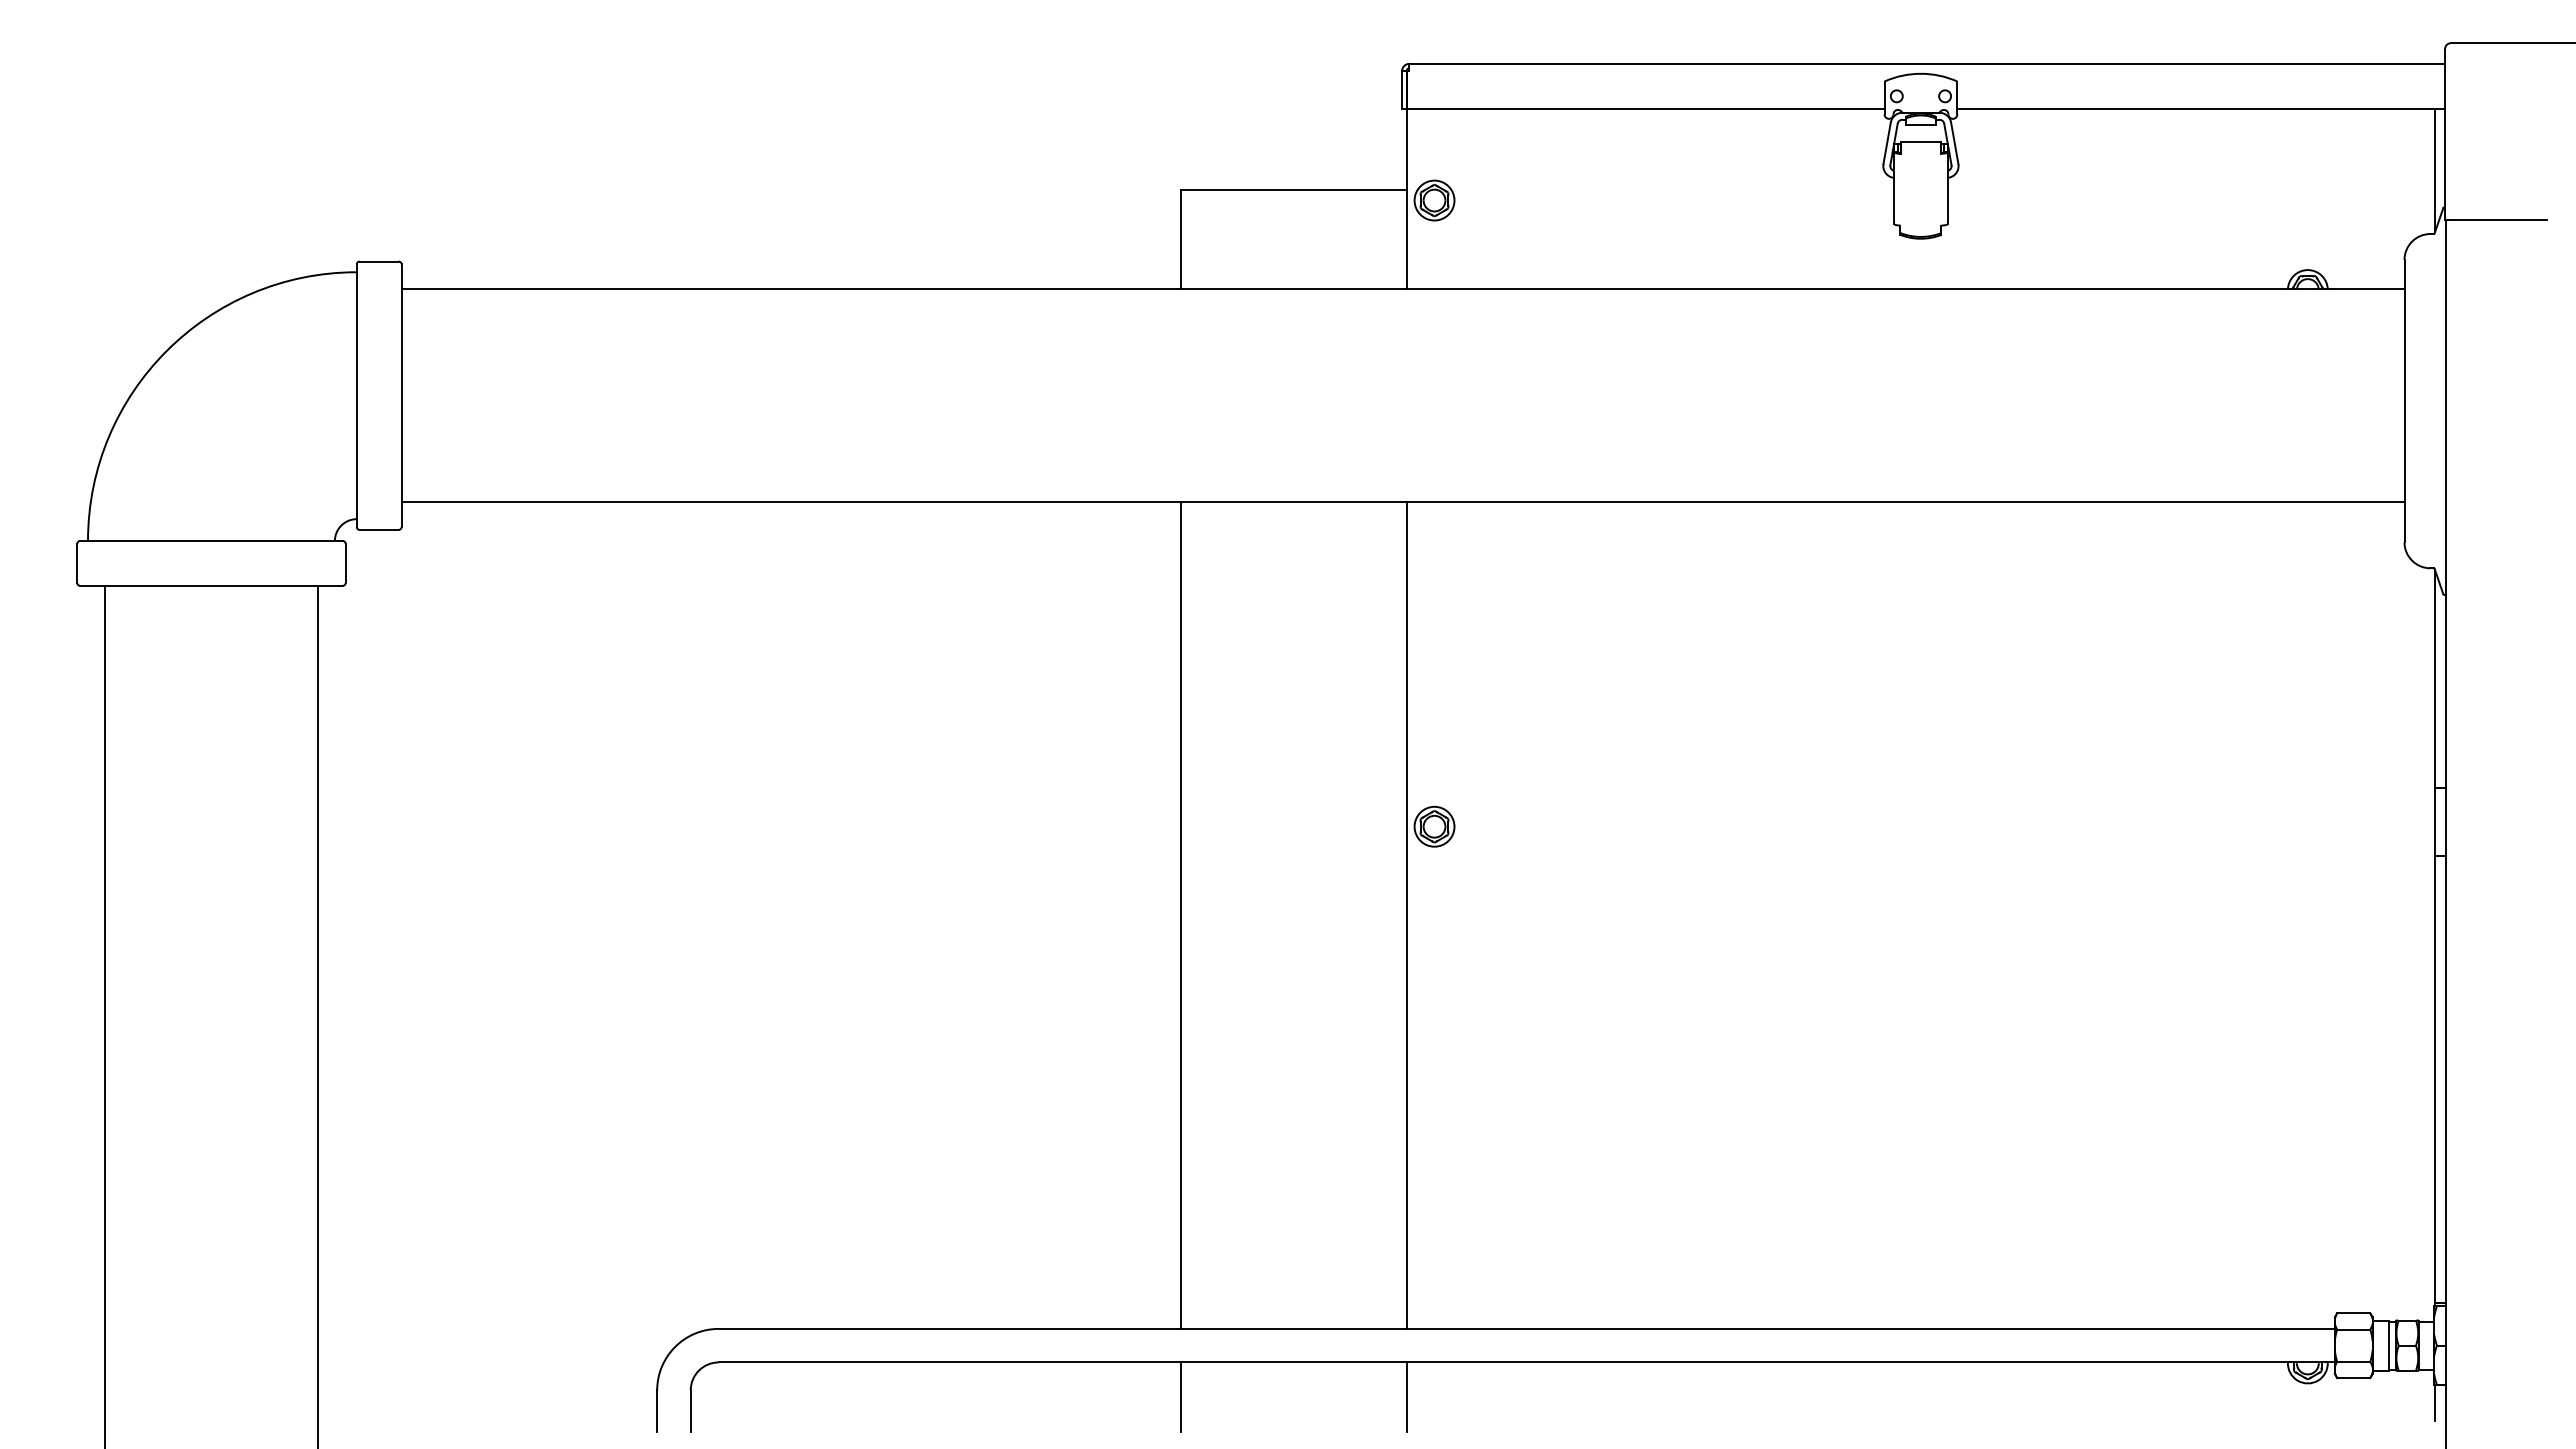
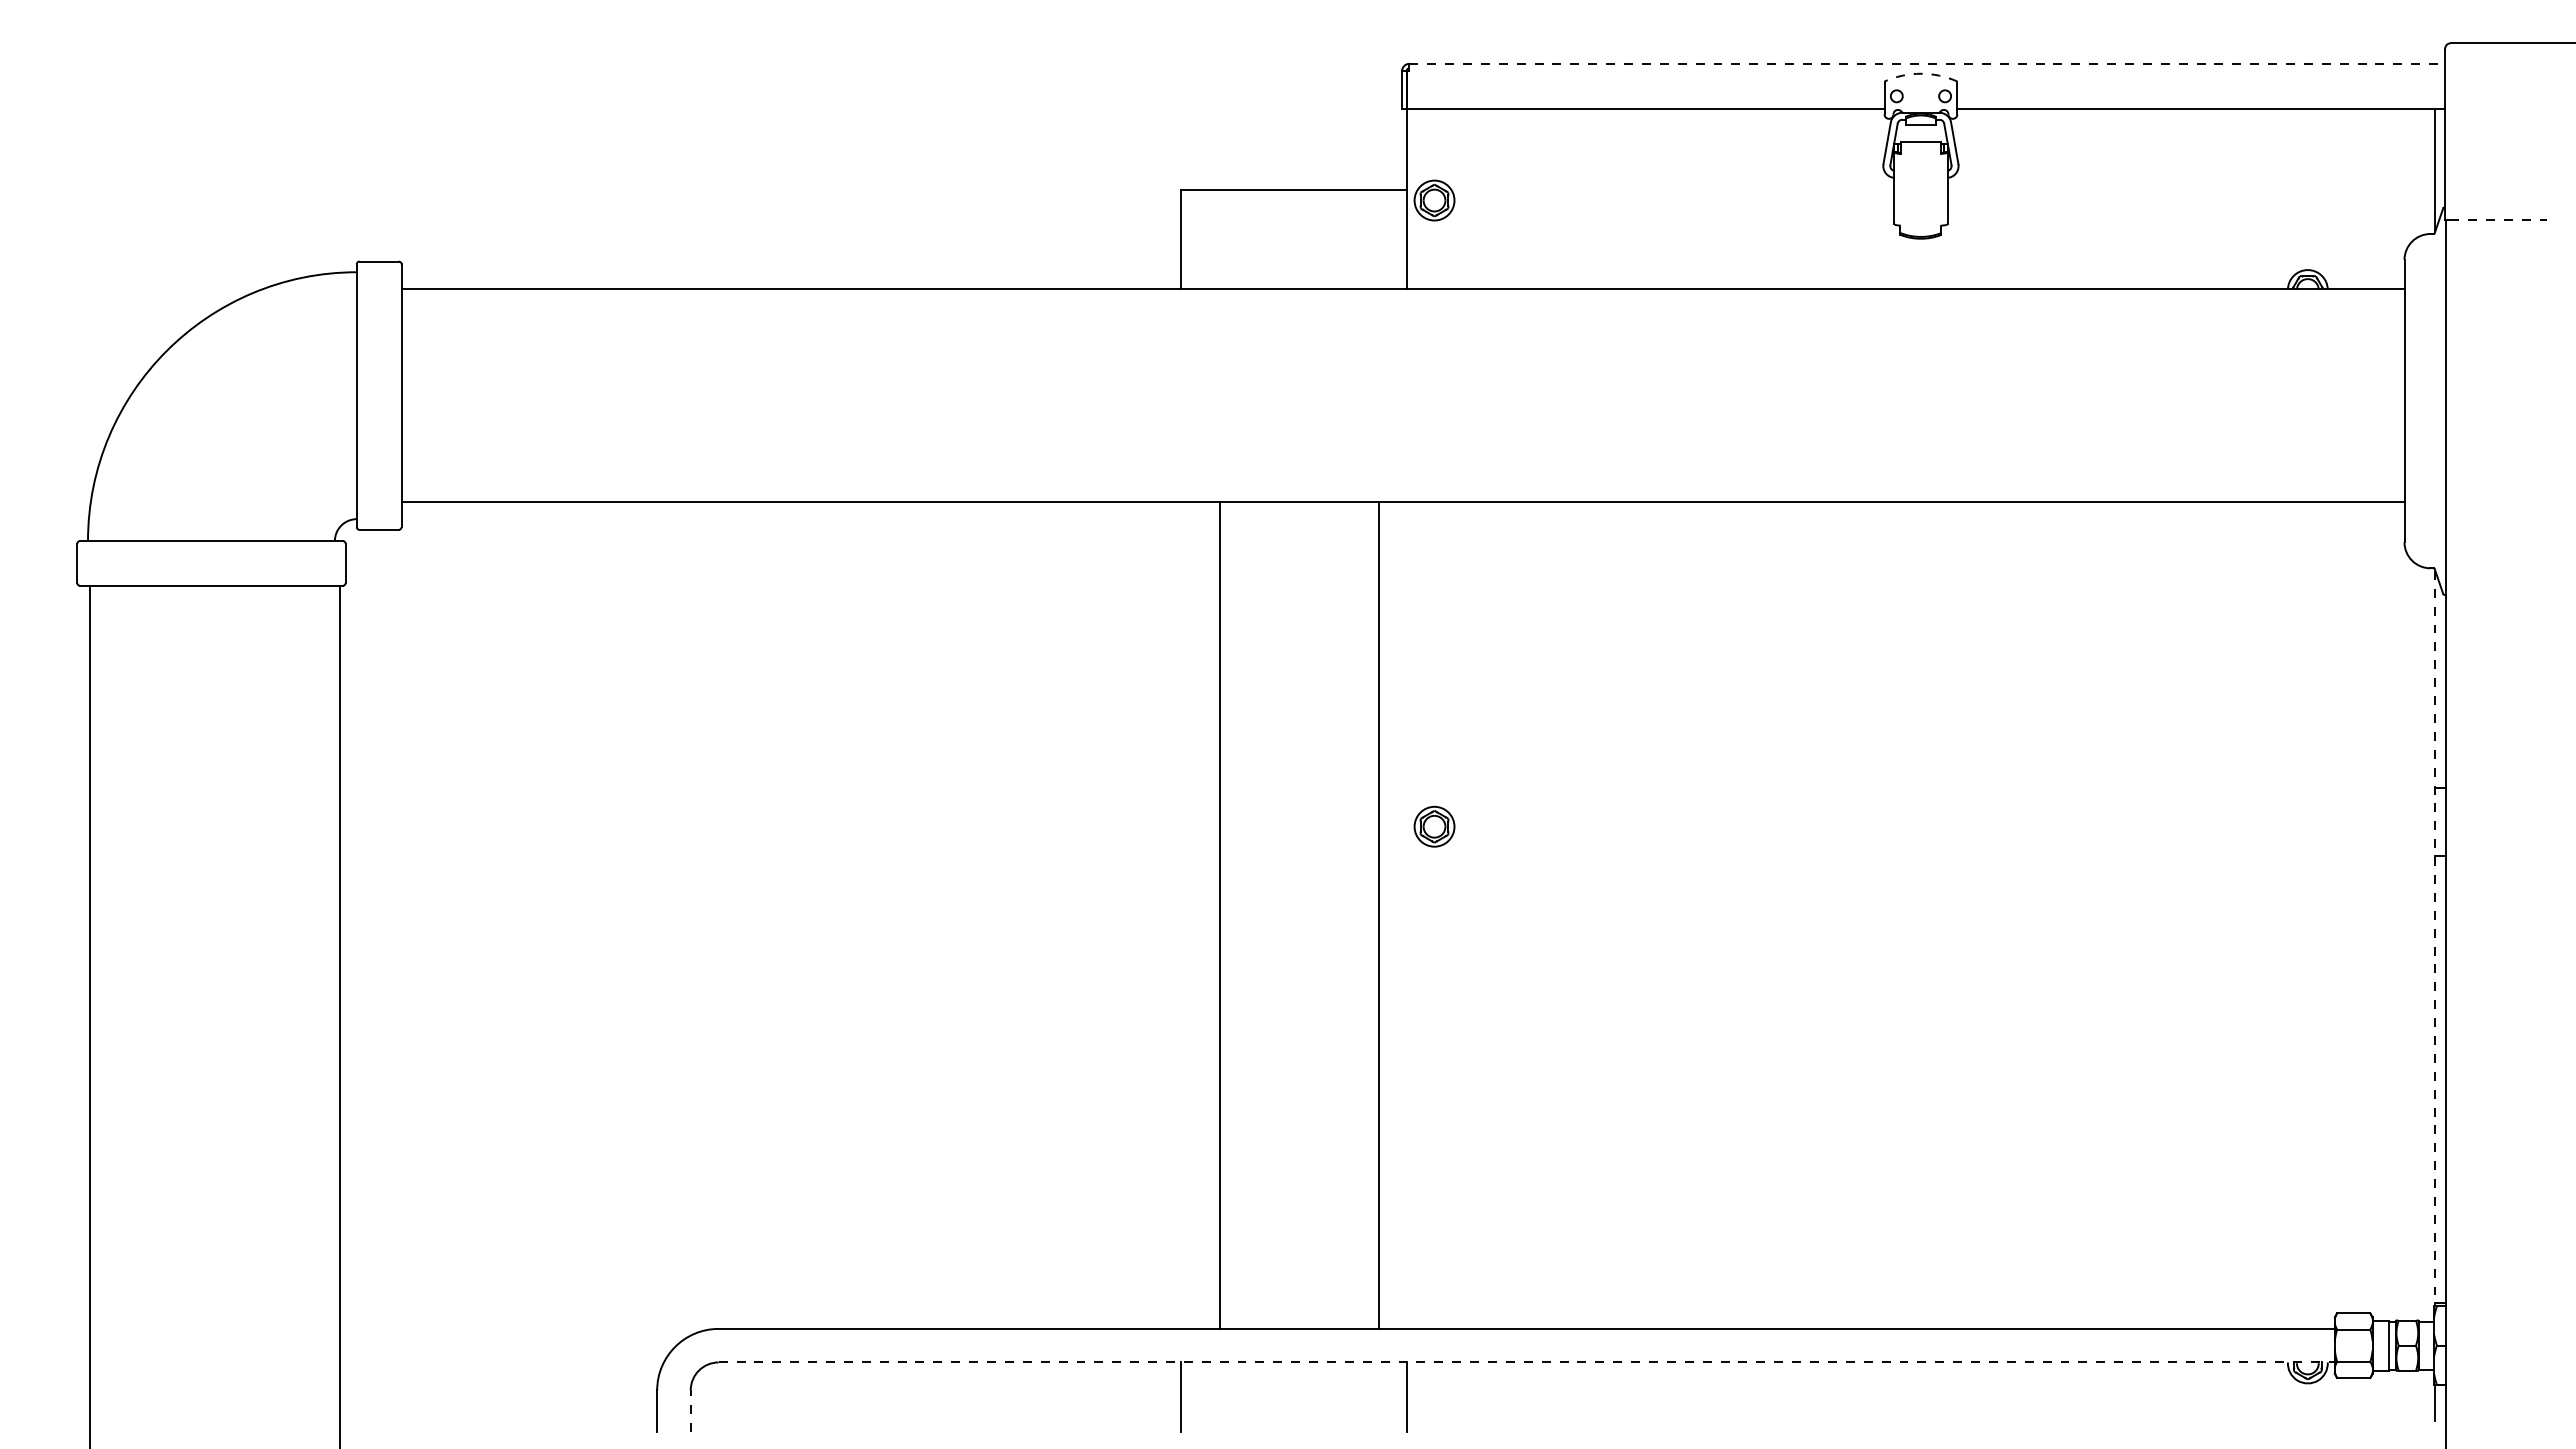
line: solid -> dashed (1927, 63)
arc: solid -> dashed (1920, 73)
line: solid -> dashed (2499, 220)
line position: (1180, 914) -> (1219, 914) (1219, 914)
line position: (1406, 914) -> (1378, 914) (1378, 914)
line: solid -> dashed (2435, 938)
line position: (105, 1015) -> (90, 1015) (90, 1015)
line position: (317, 1015) -> (339, 1015) (339, 1015)
line: solid -> dashed (1527, 1362)
line: solid -> dashed (690, 1411)
